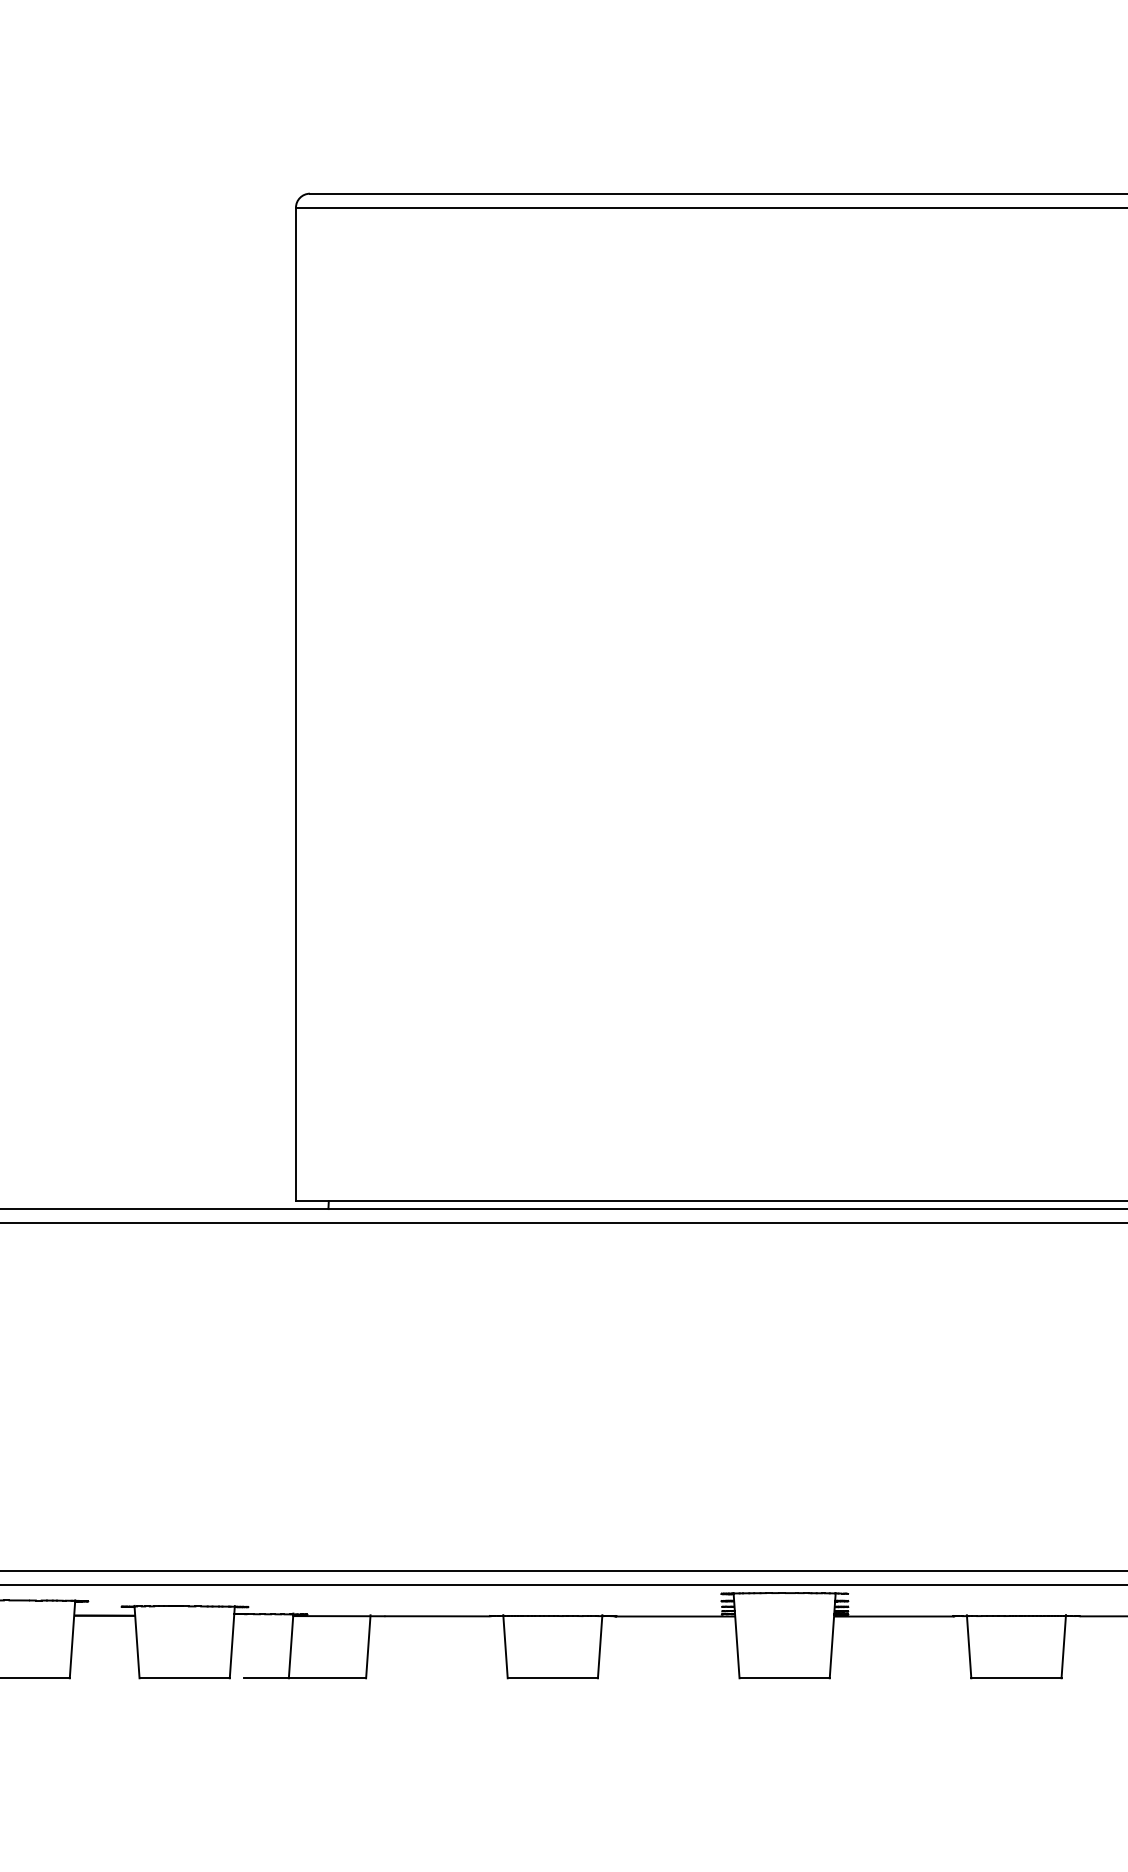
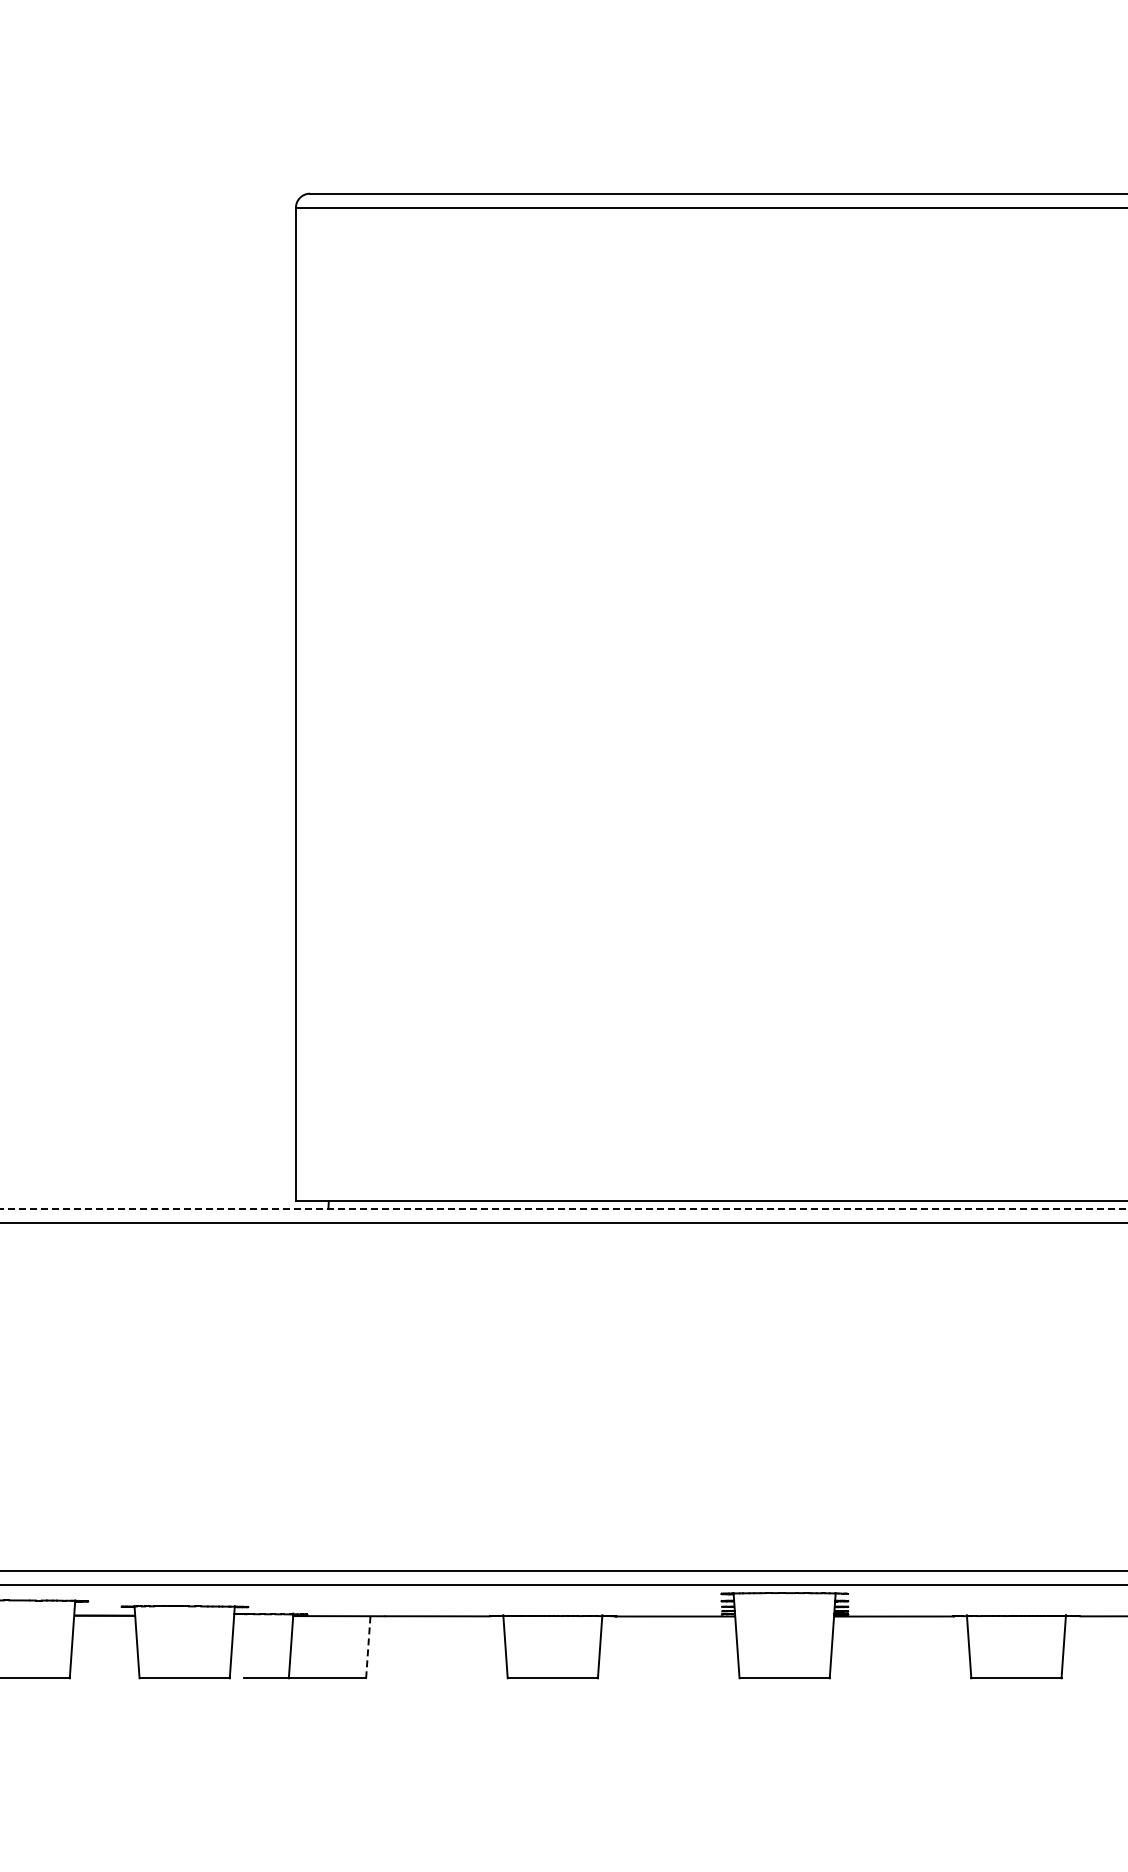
line: solid -> dashed (564, 1209)
line: solid -> dashed (368, 1646)
